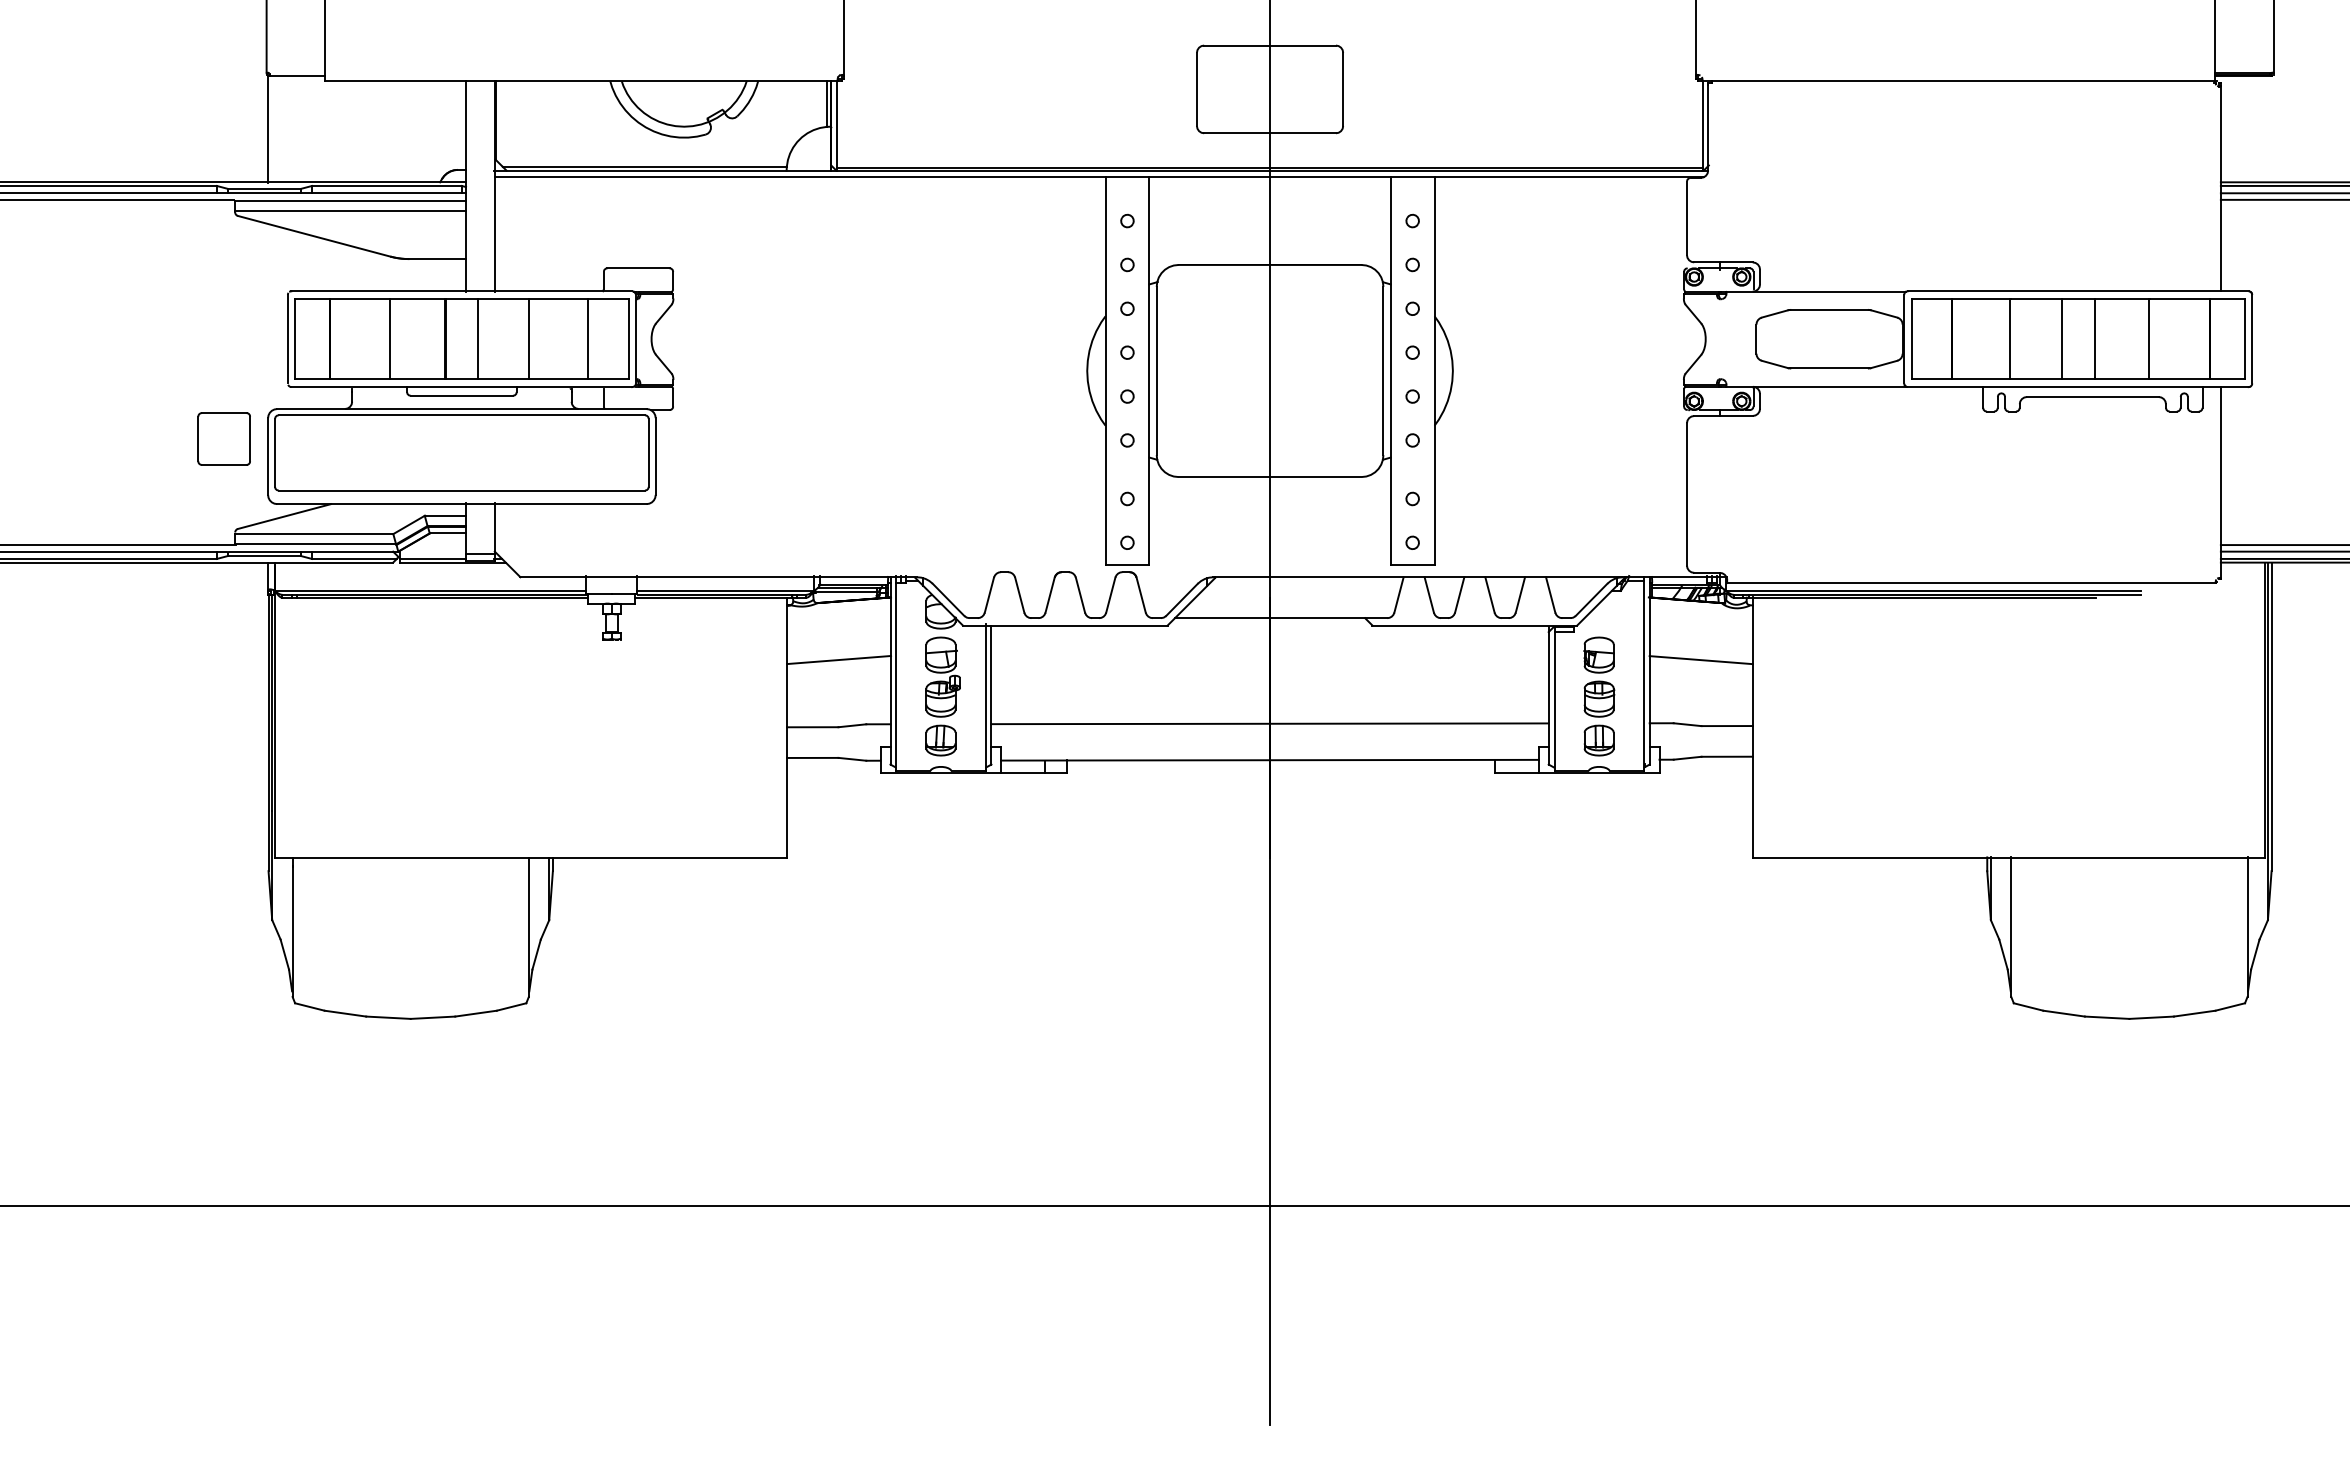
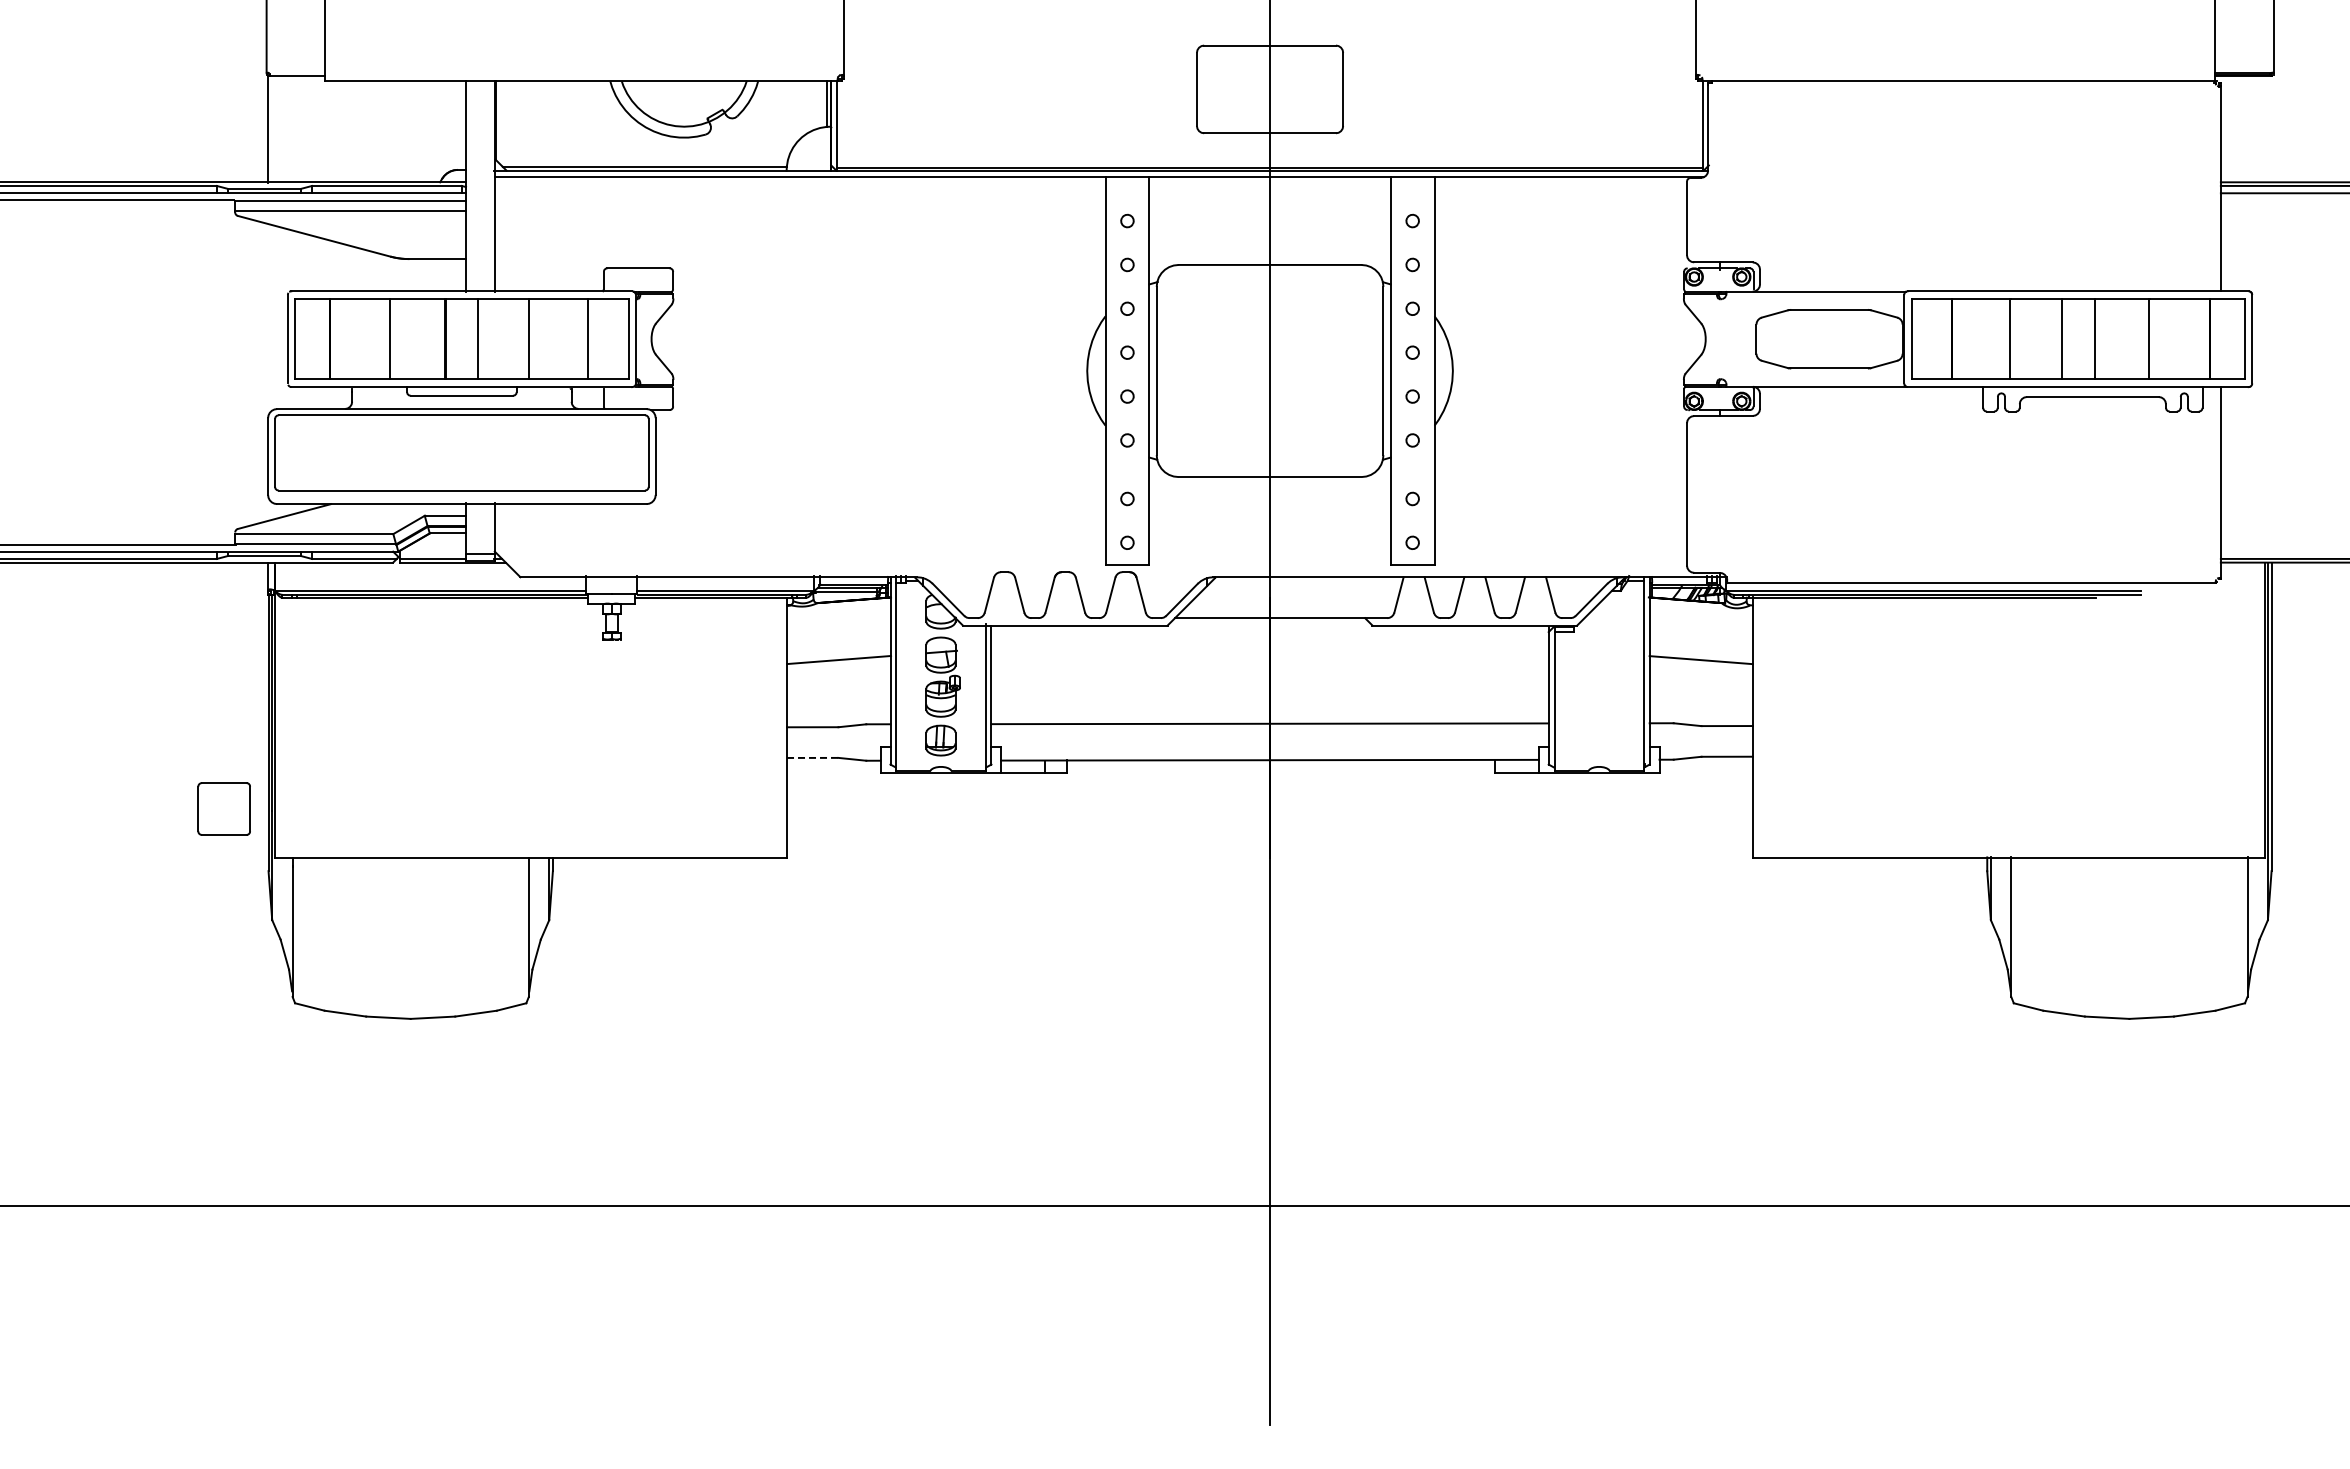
line: present -> none (2283, 199)
part position: (223, 438) -> (223, 808) (223, 808)
line: present -> none (2283, 545)
line: present -> none (2283, 551)
part: present -> none (1599, 696)
line: solid -> dashed (812, 757)
